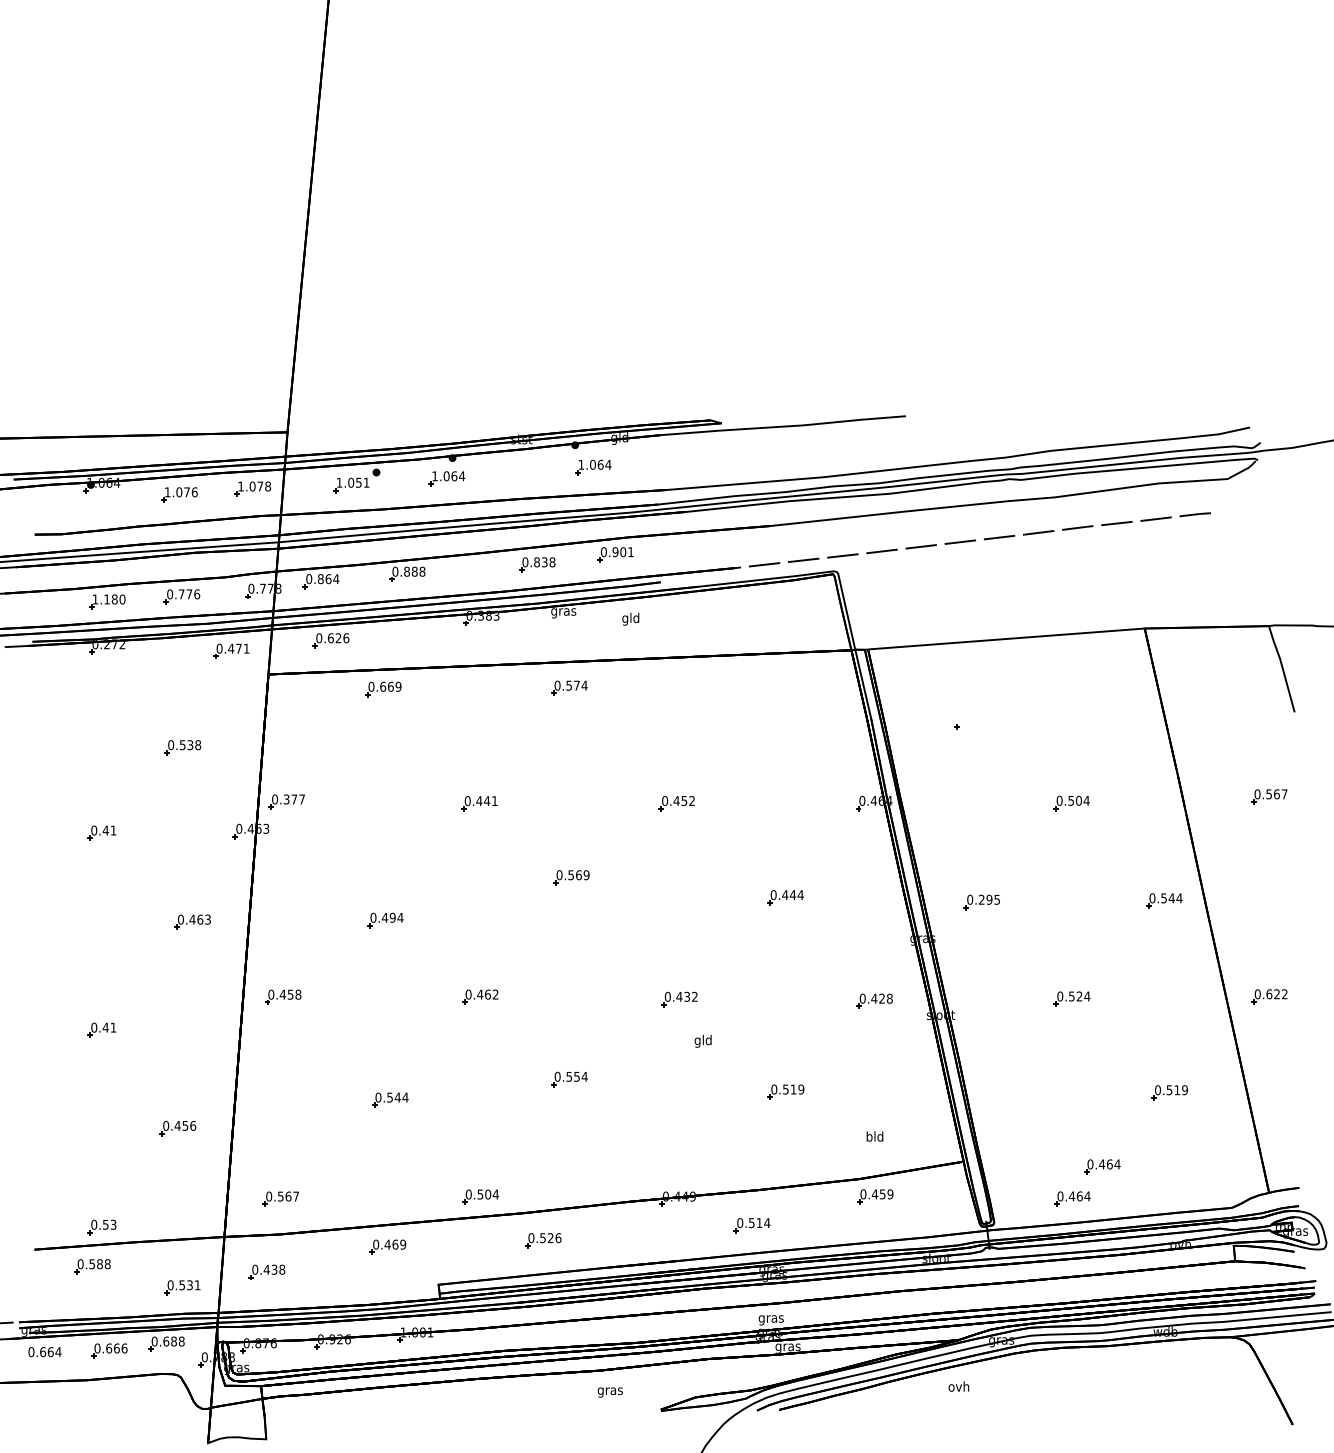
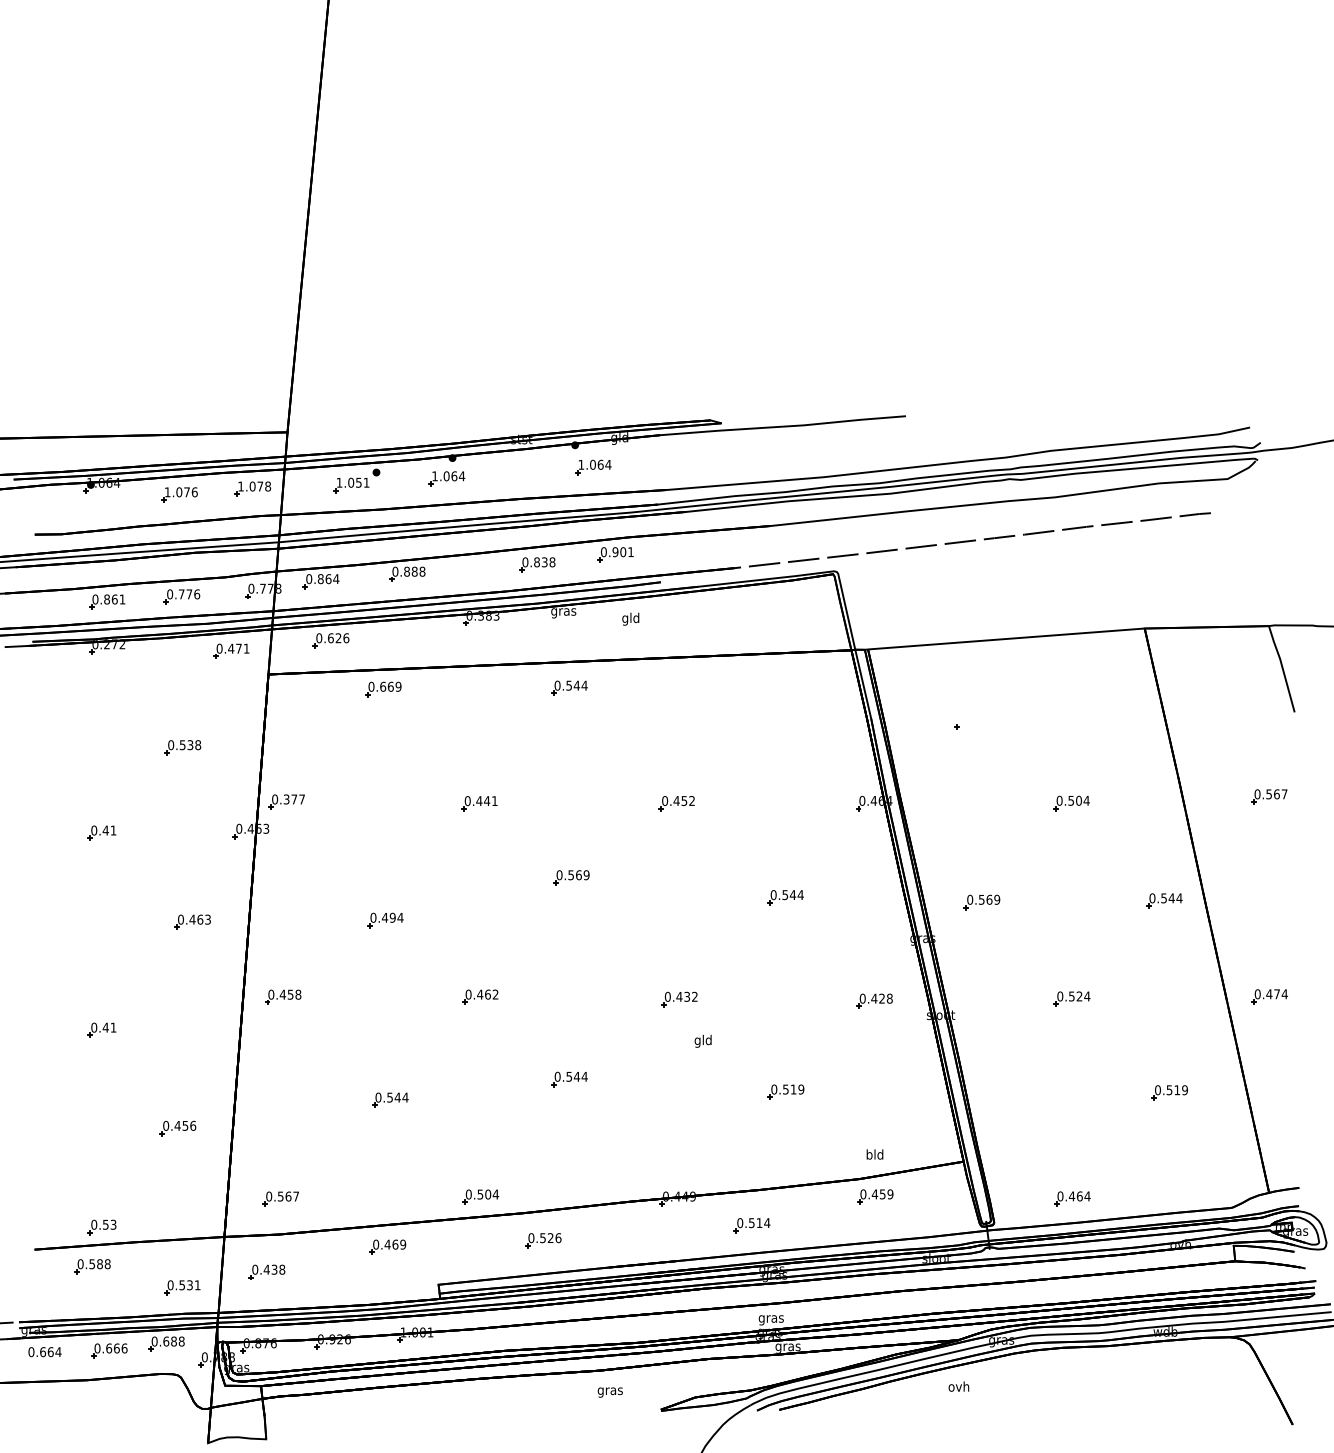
text: 1.180 -> 0.861 (108, 599)
text: 0.574 -> 0.544 (576, 685)
text: 0.444 -> 0.544 (785, 895)
text: 0.295 -> 0.569 (989, 899)
text: 0.622 -> 0.474 (1276, 994)
text: 0.554 -> 0.544 (576, 1076)
text position: (874, 1136) -> (874, 1154) (874, 1154)
part: present -> none (1102, 1166)
